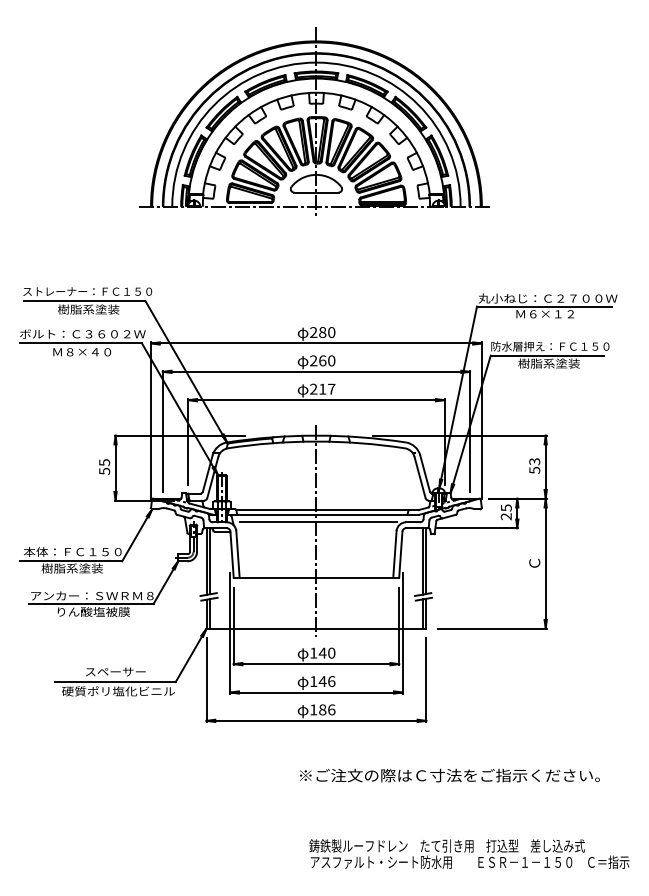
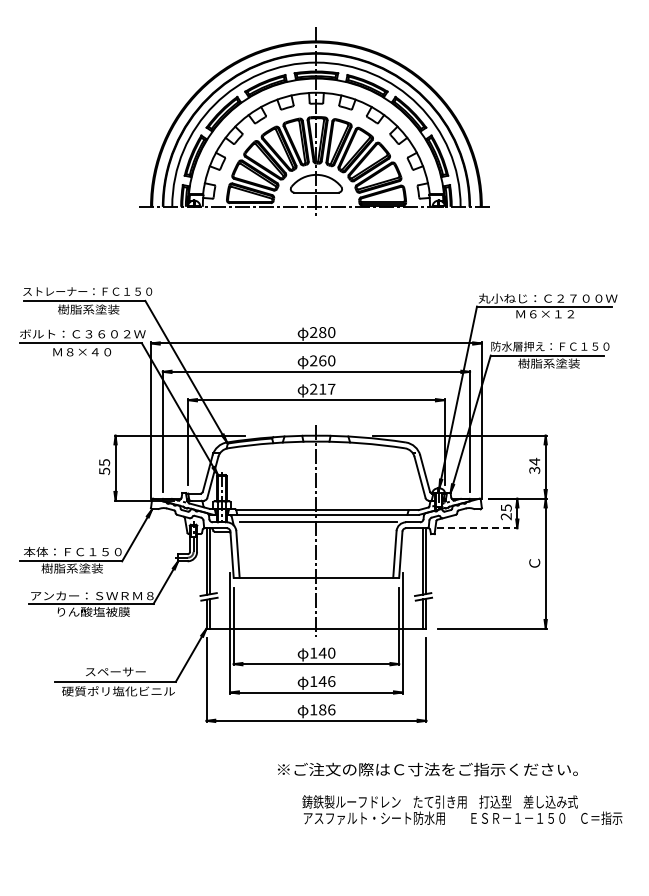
text: 53 -> 34 (534, 465)
line: solid -> dashed (477, 528)
text position: (449, 775) -> (427, 769) (427, 769)
text position: (469, 853) -> (462, 809) (462, 809)
